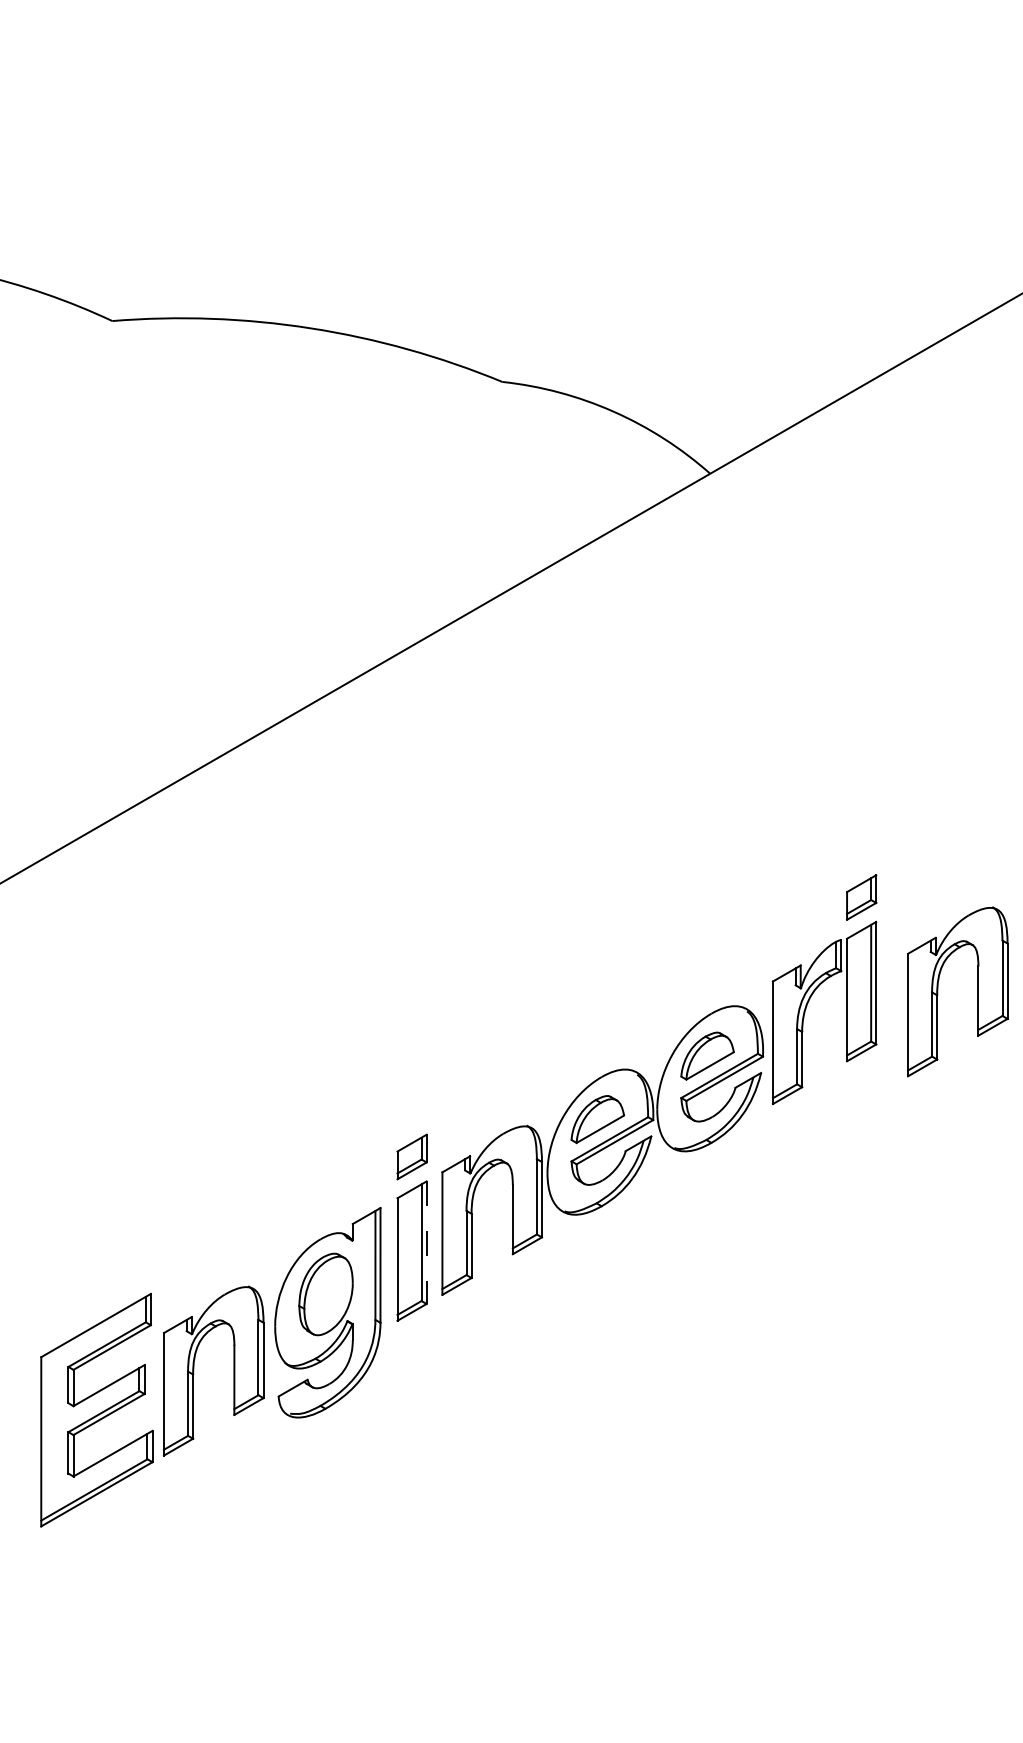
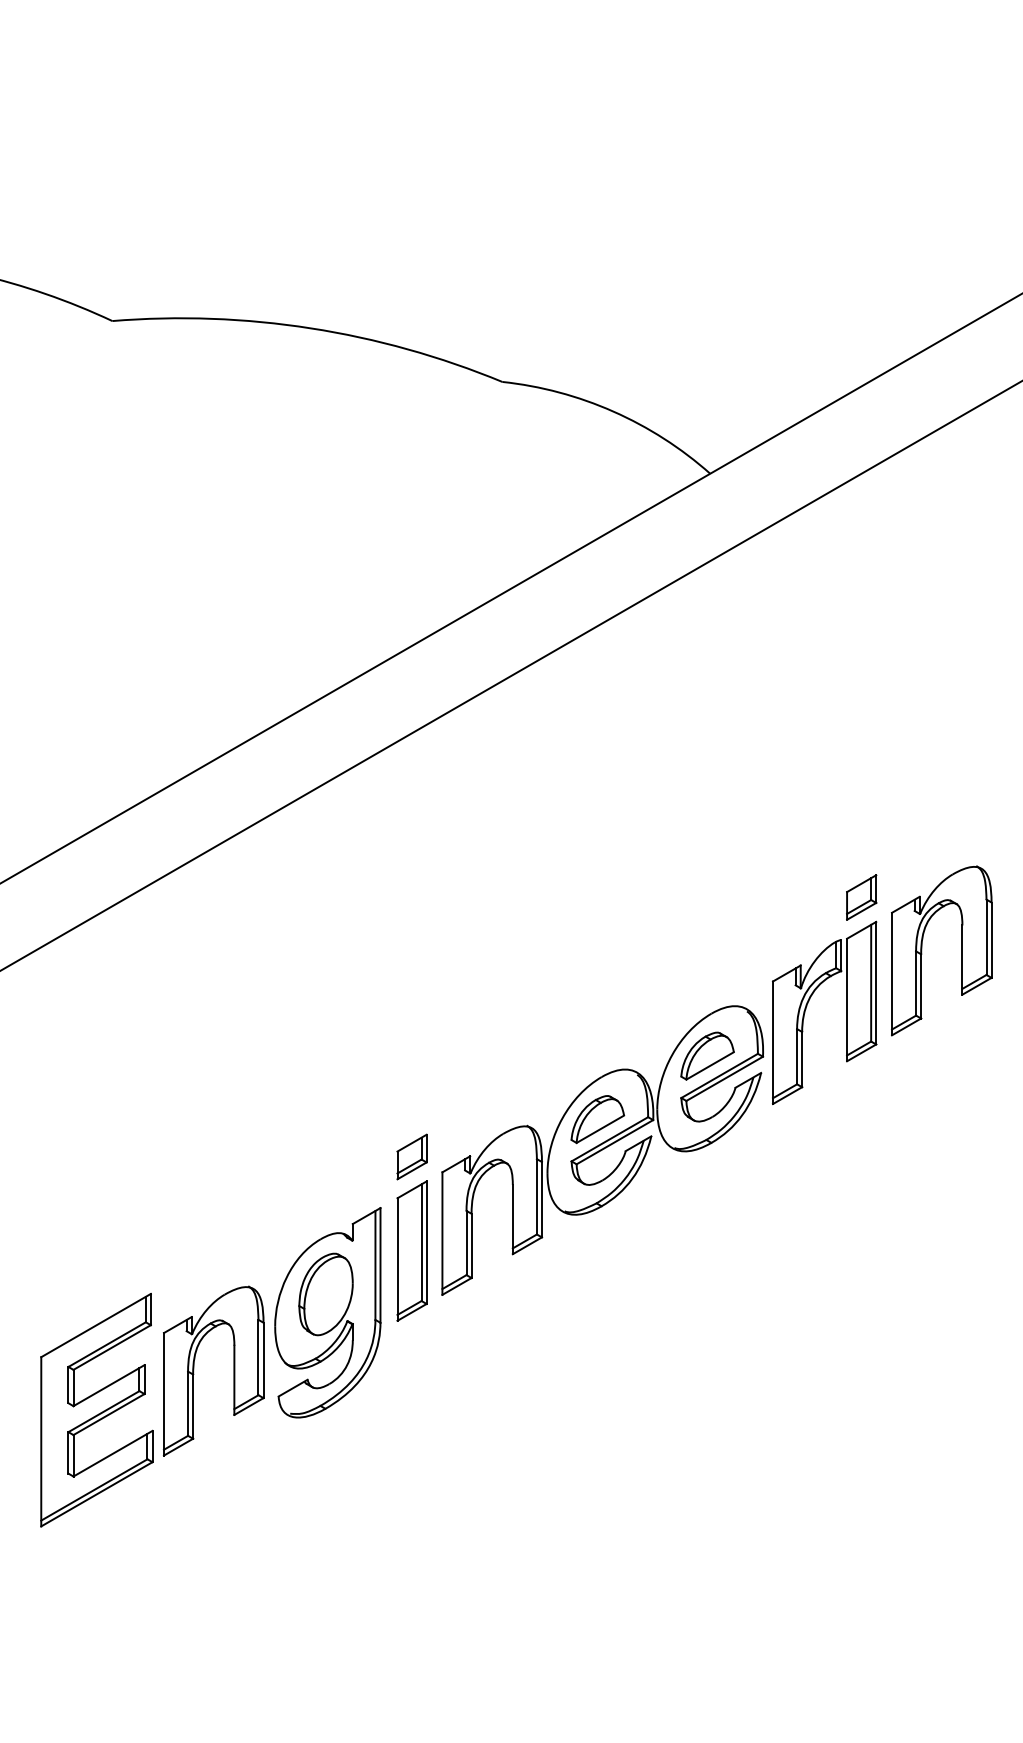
line: none -> present (510, 675)
part position: (938, 991) -> (922, 950) (922, 950)
line: dashed -> solid (426, 1243)
